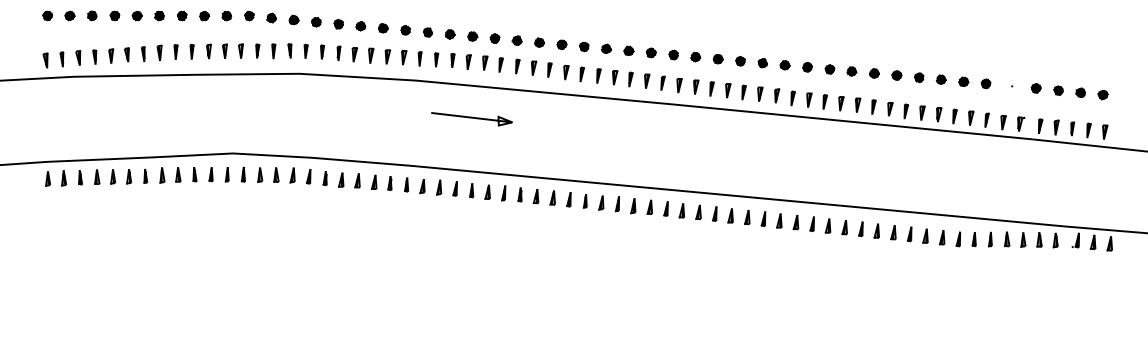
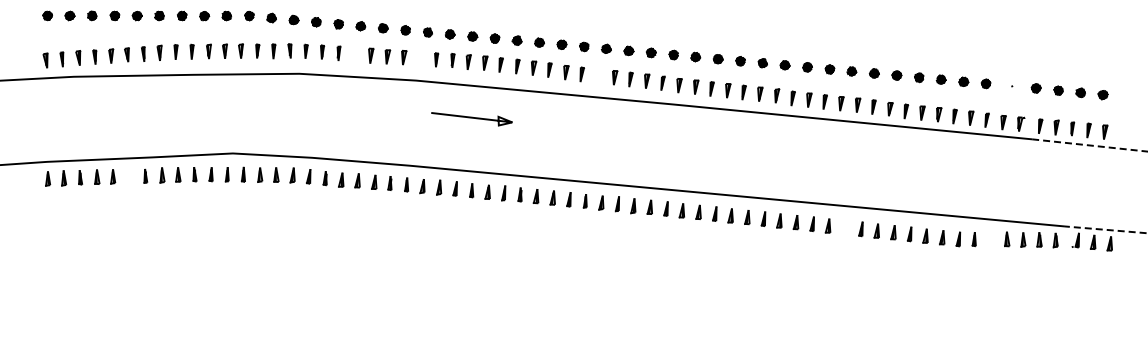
part: present -> none (354, 54)
part: present -> none (419, 58)
part: present -> none (598, 75)
line: solid -> dashed (1089, 145)
part: present -> none (129, 176)
part: present -> none (844, 227)
line: solid -> dashed (1105, 229)
part: present -> none (990, 239)
